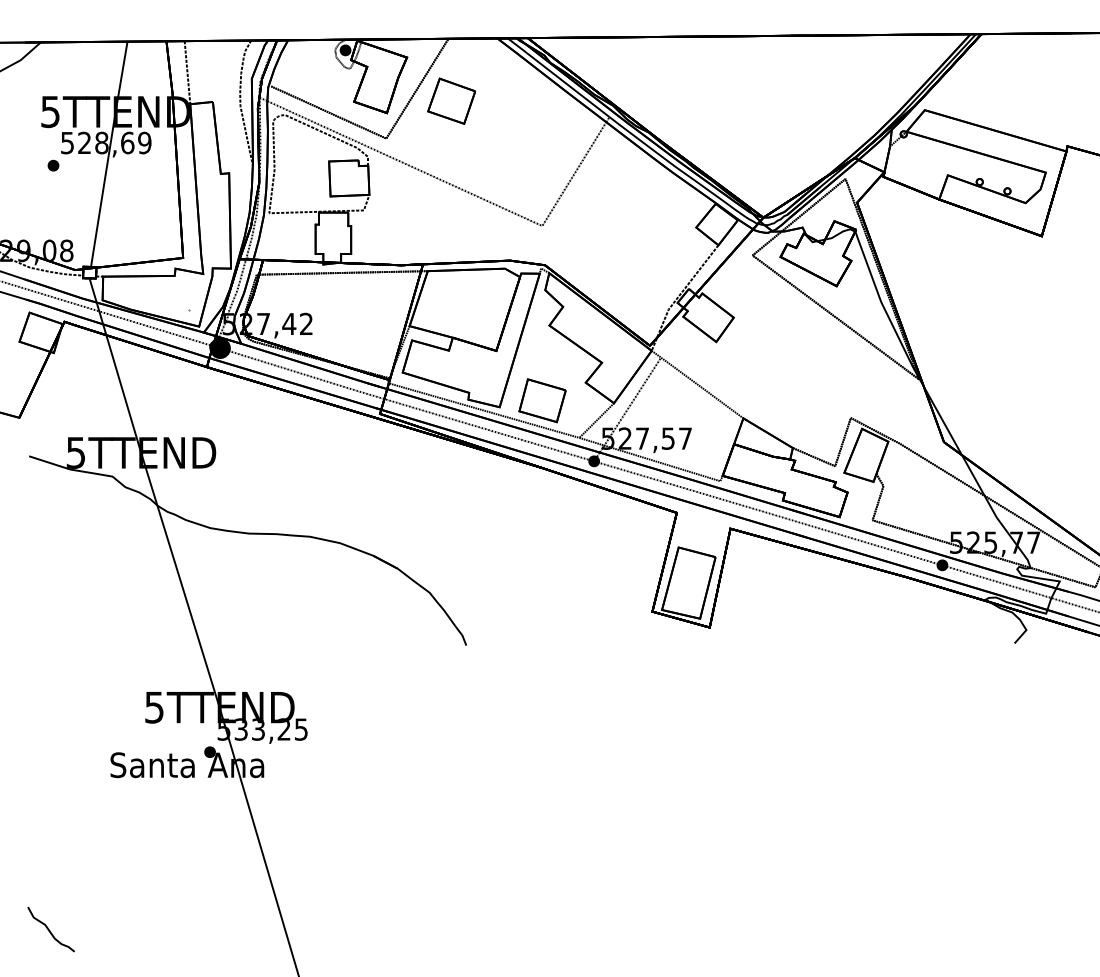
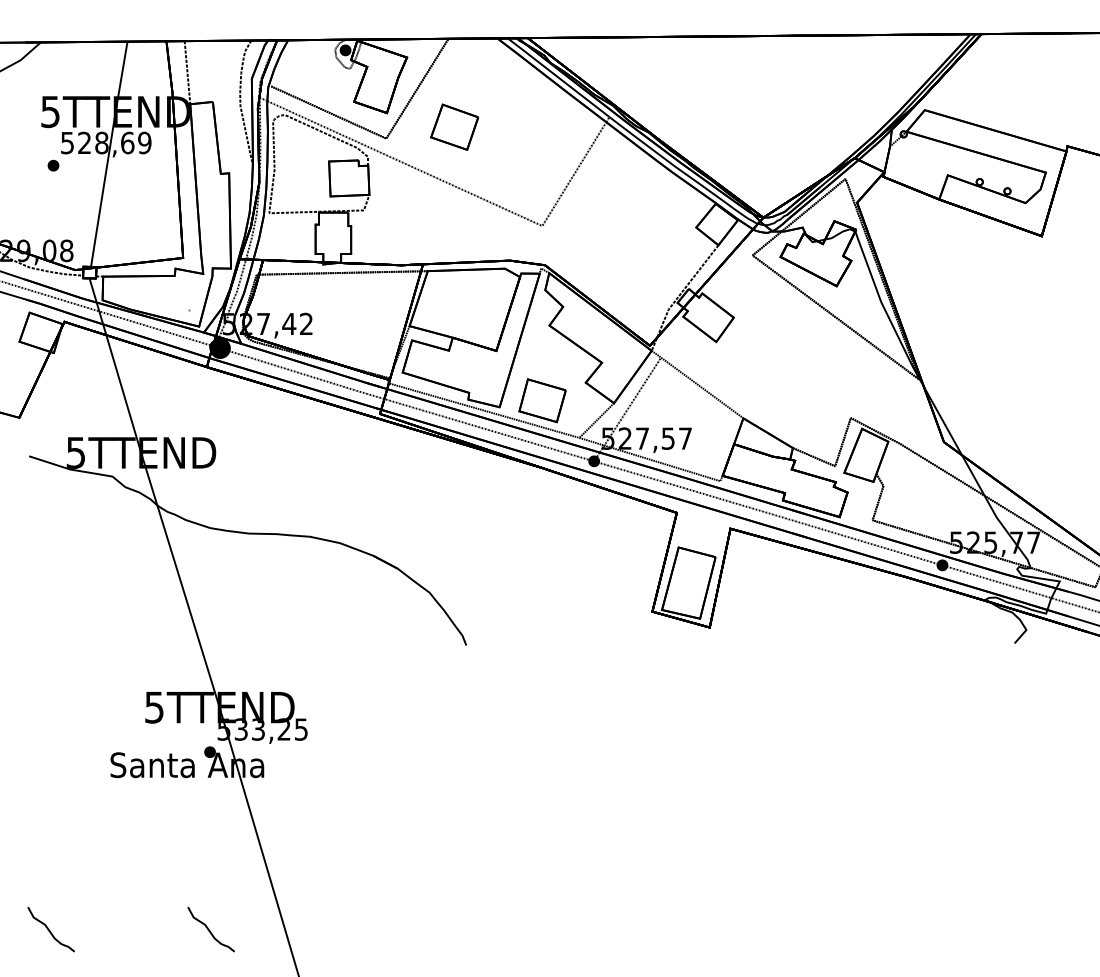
part position: (451, 100) -> (454, 126) (454, 126)
curve: none -> present (209, 929)
